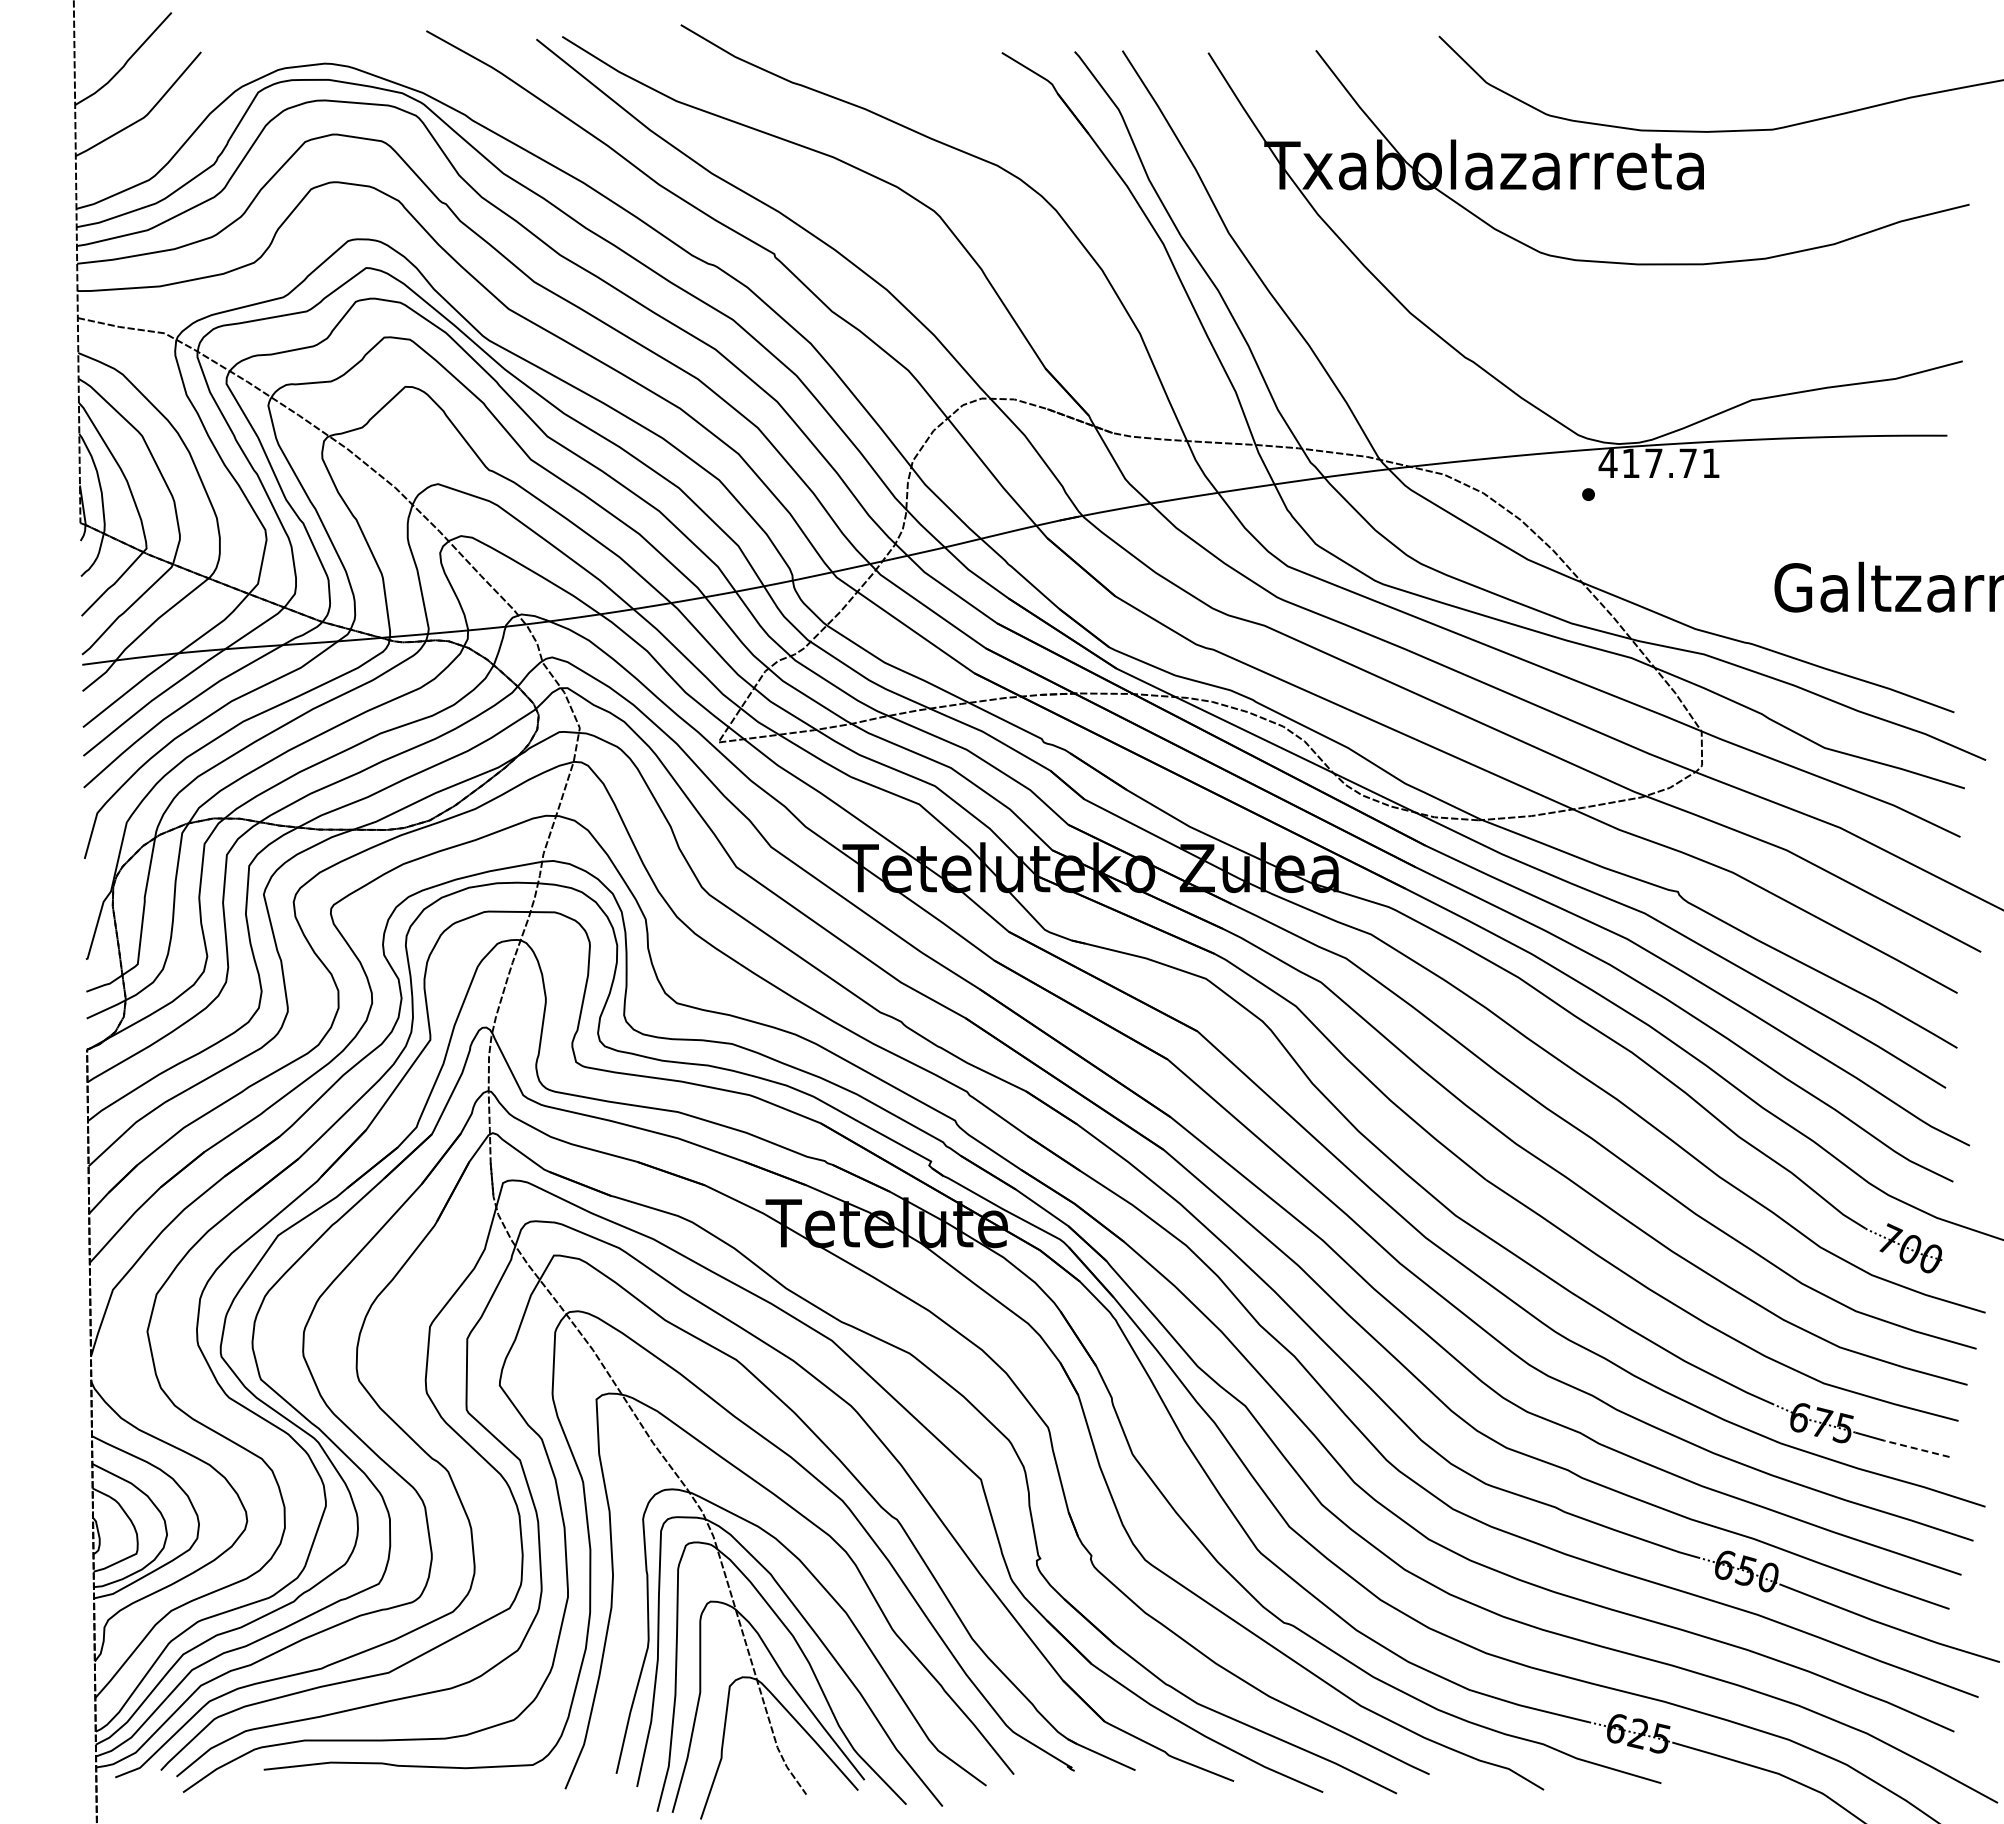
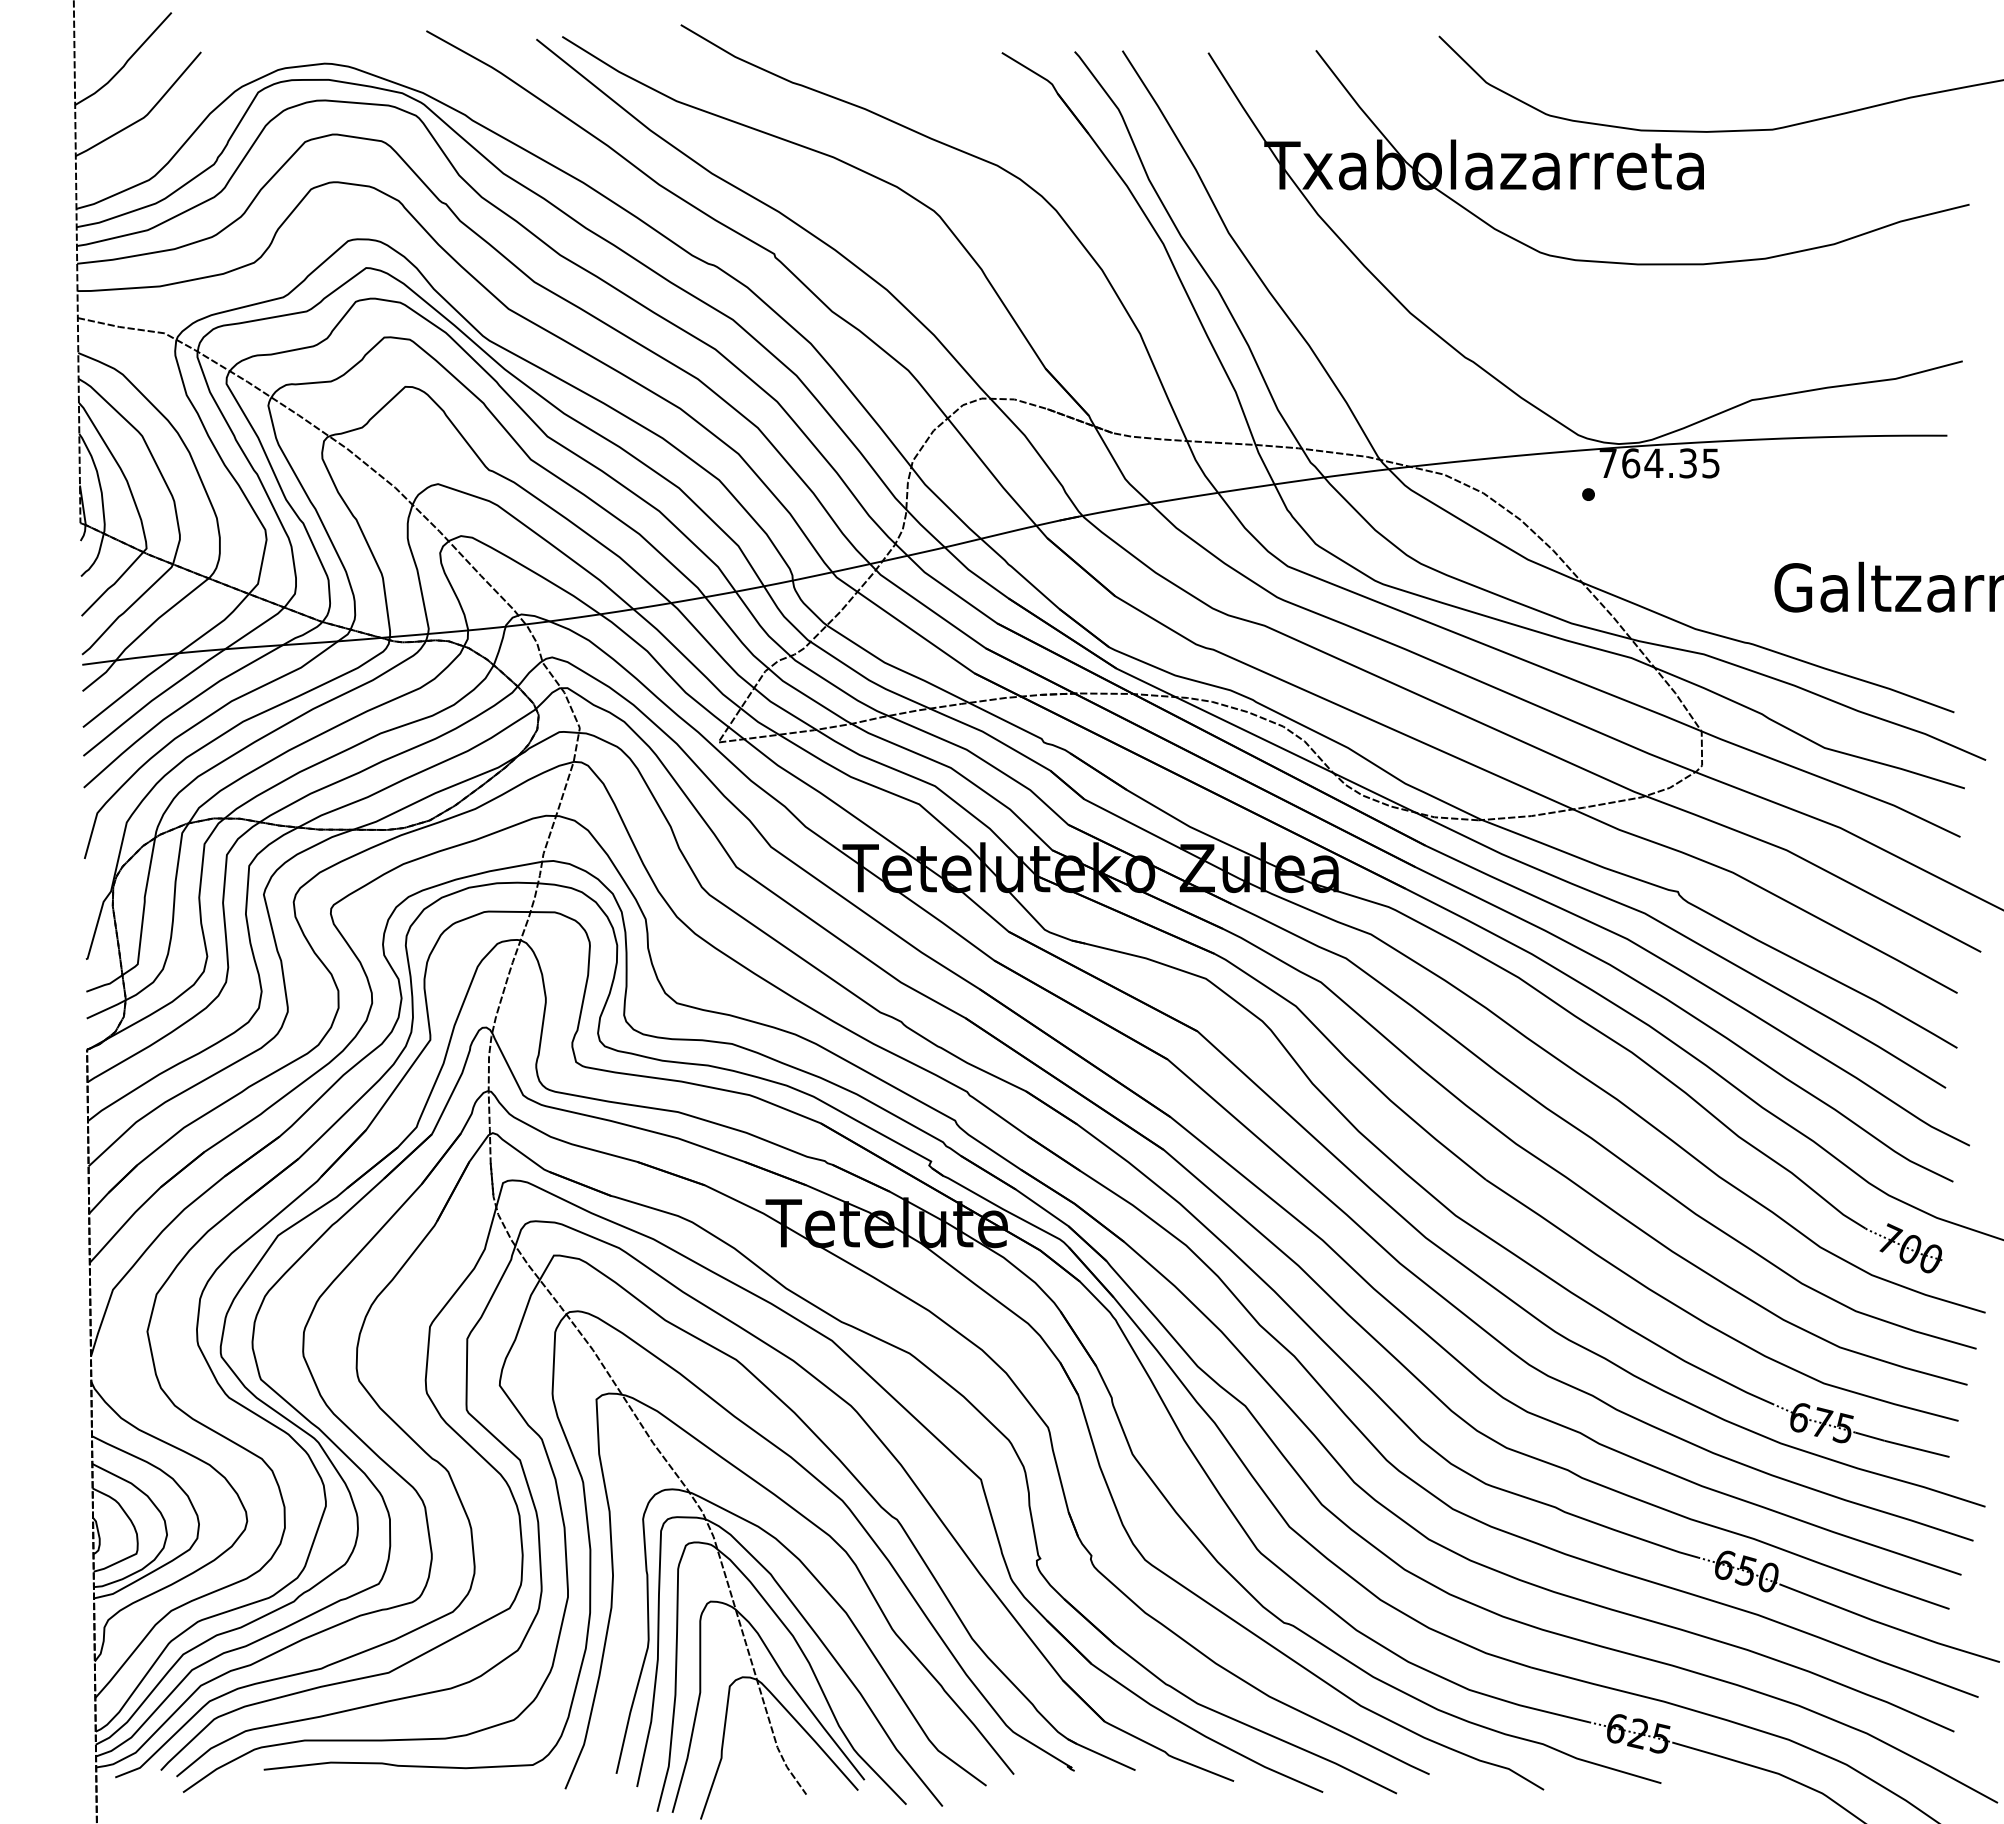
text: 417.71 -> 764.35 (1658, 463)
line: dashed -> solid (1916, 1448)
